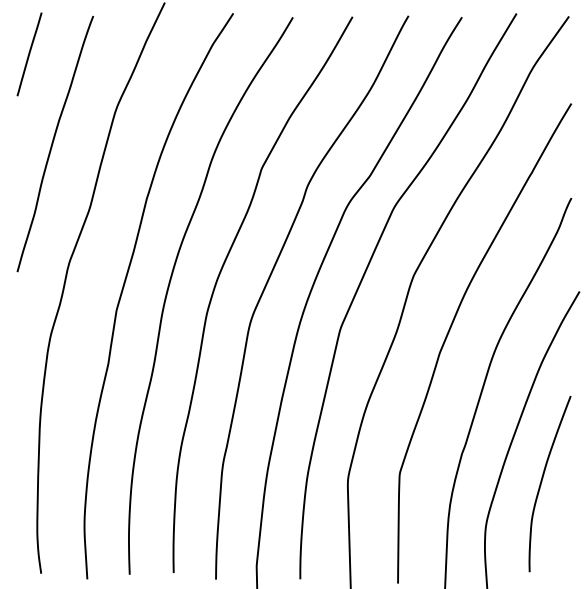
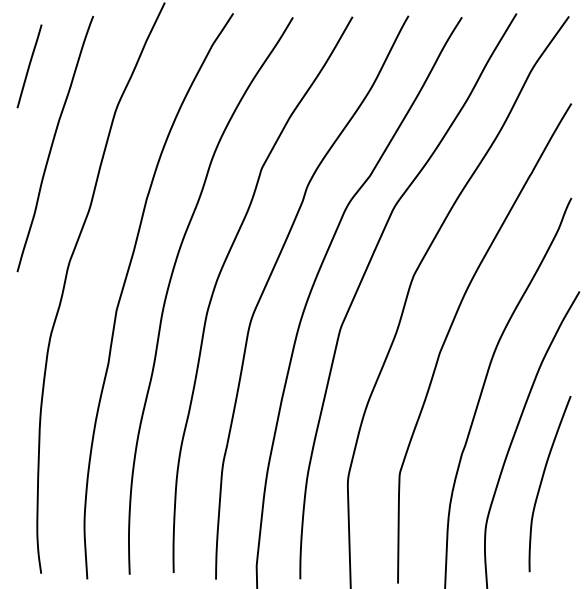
line position: (29, 54) -> (29, 66) (29, 66)
